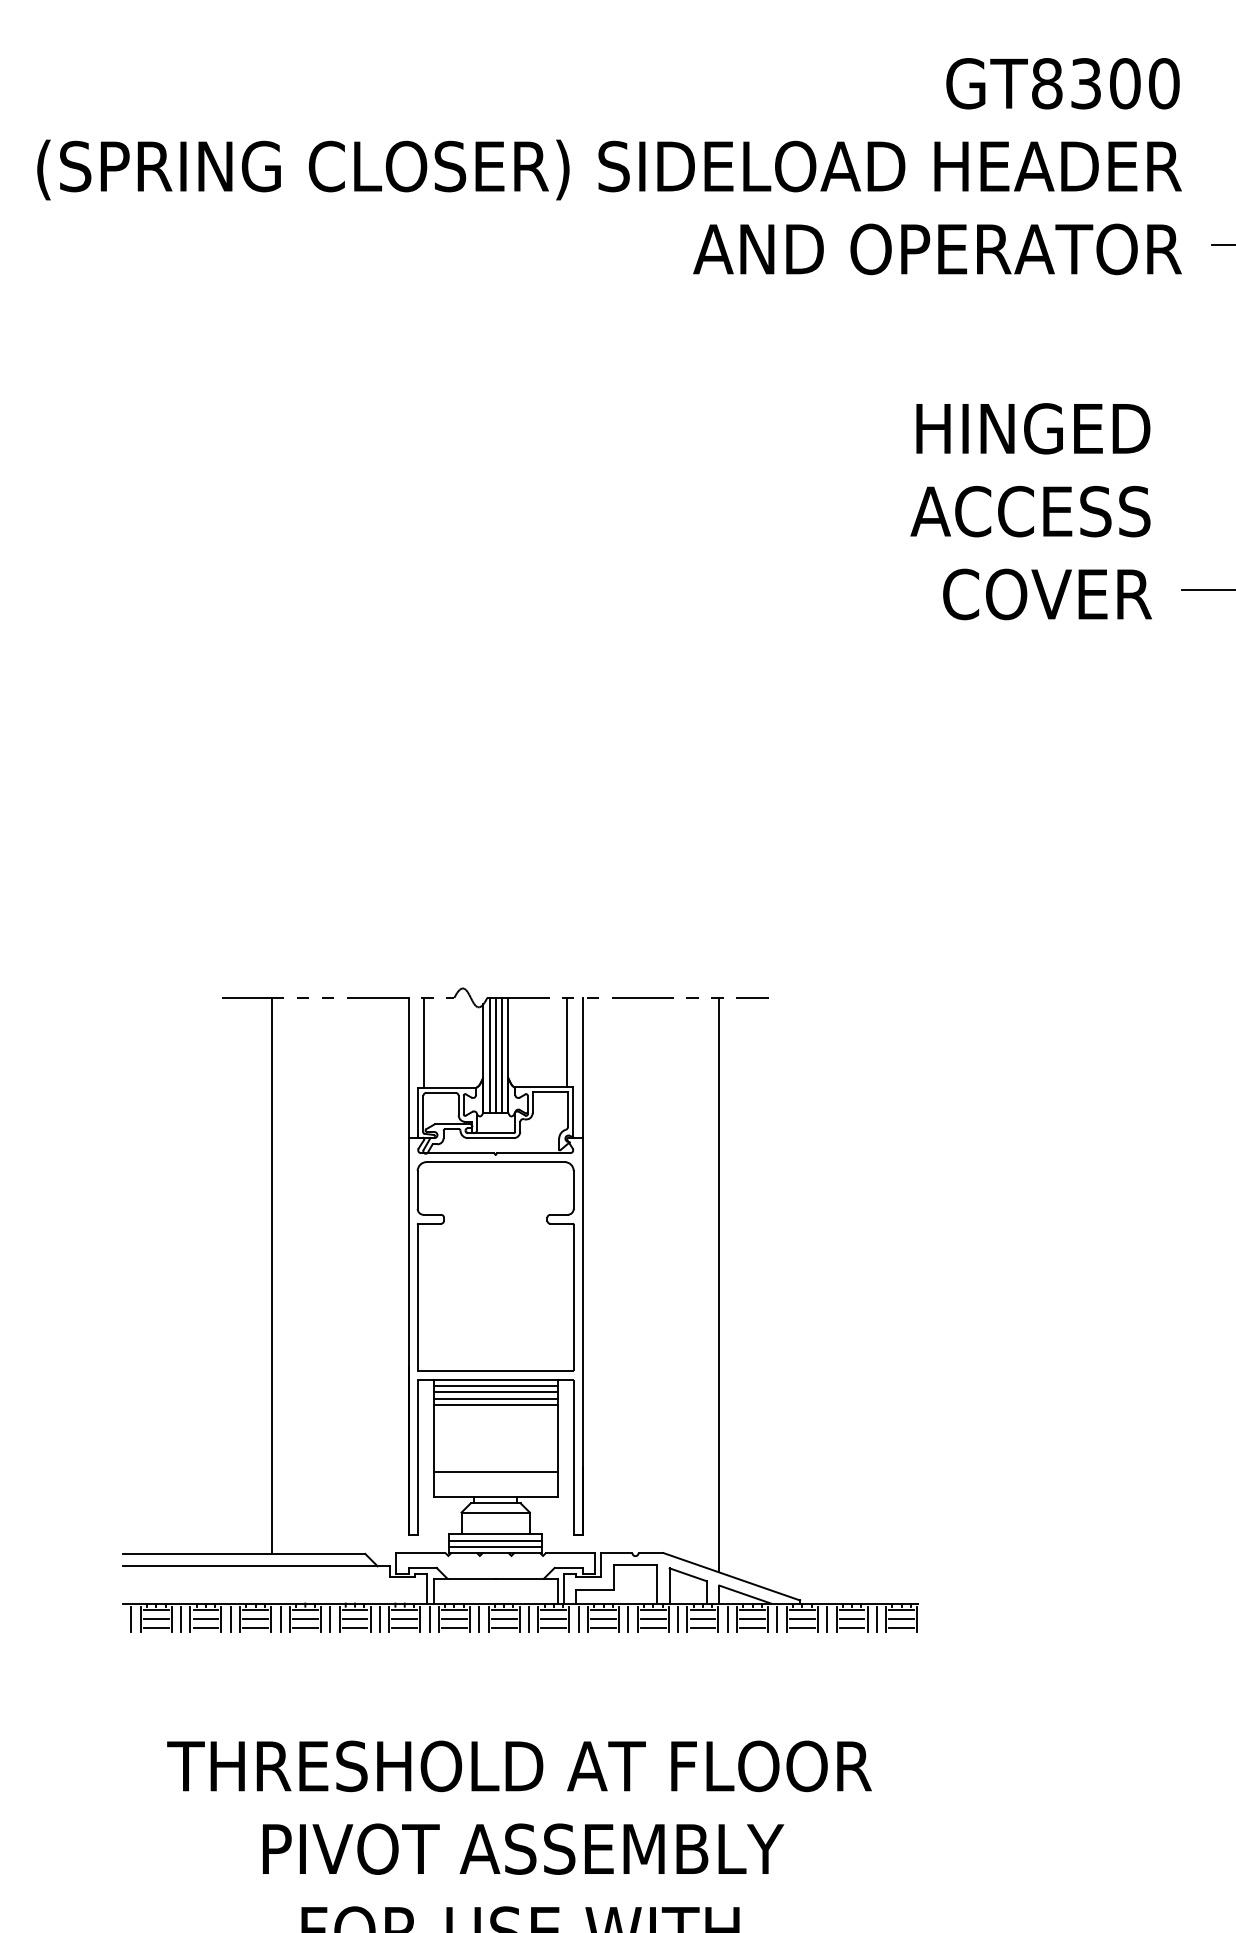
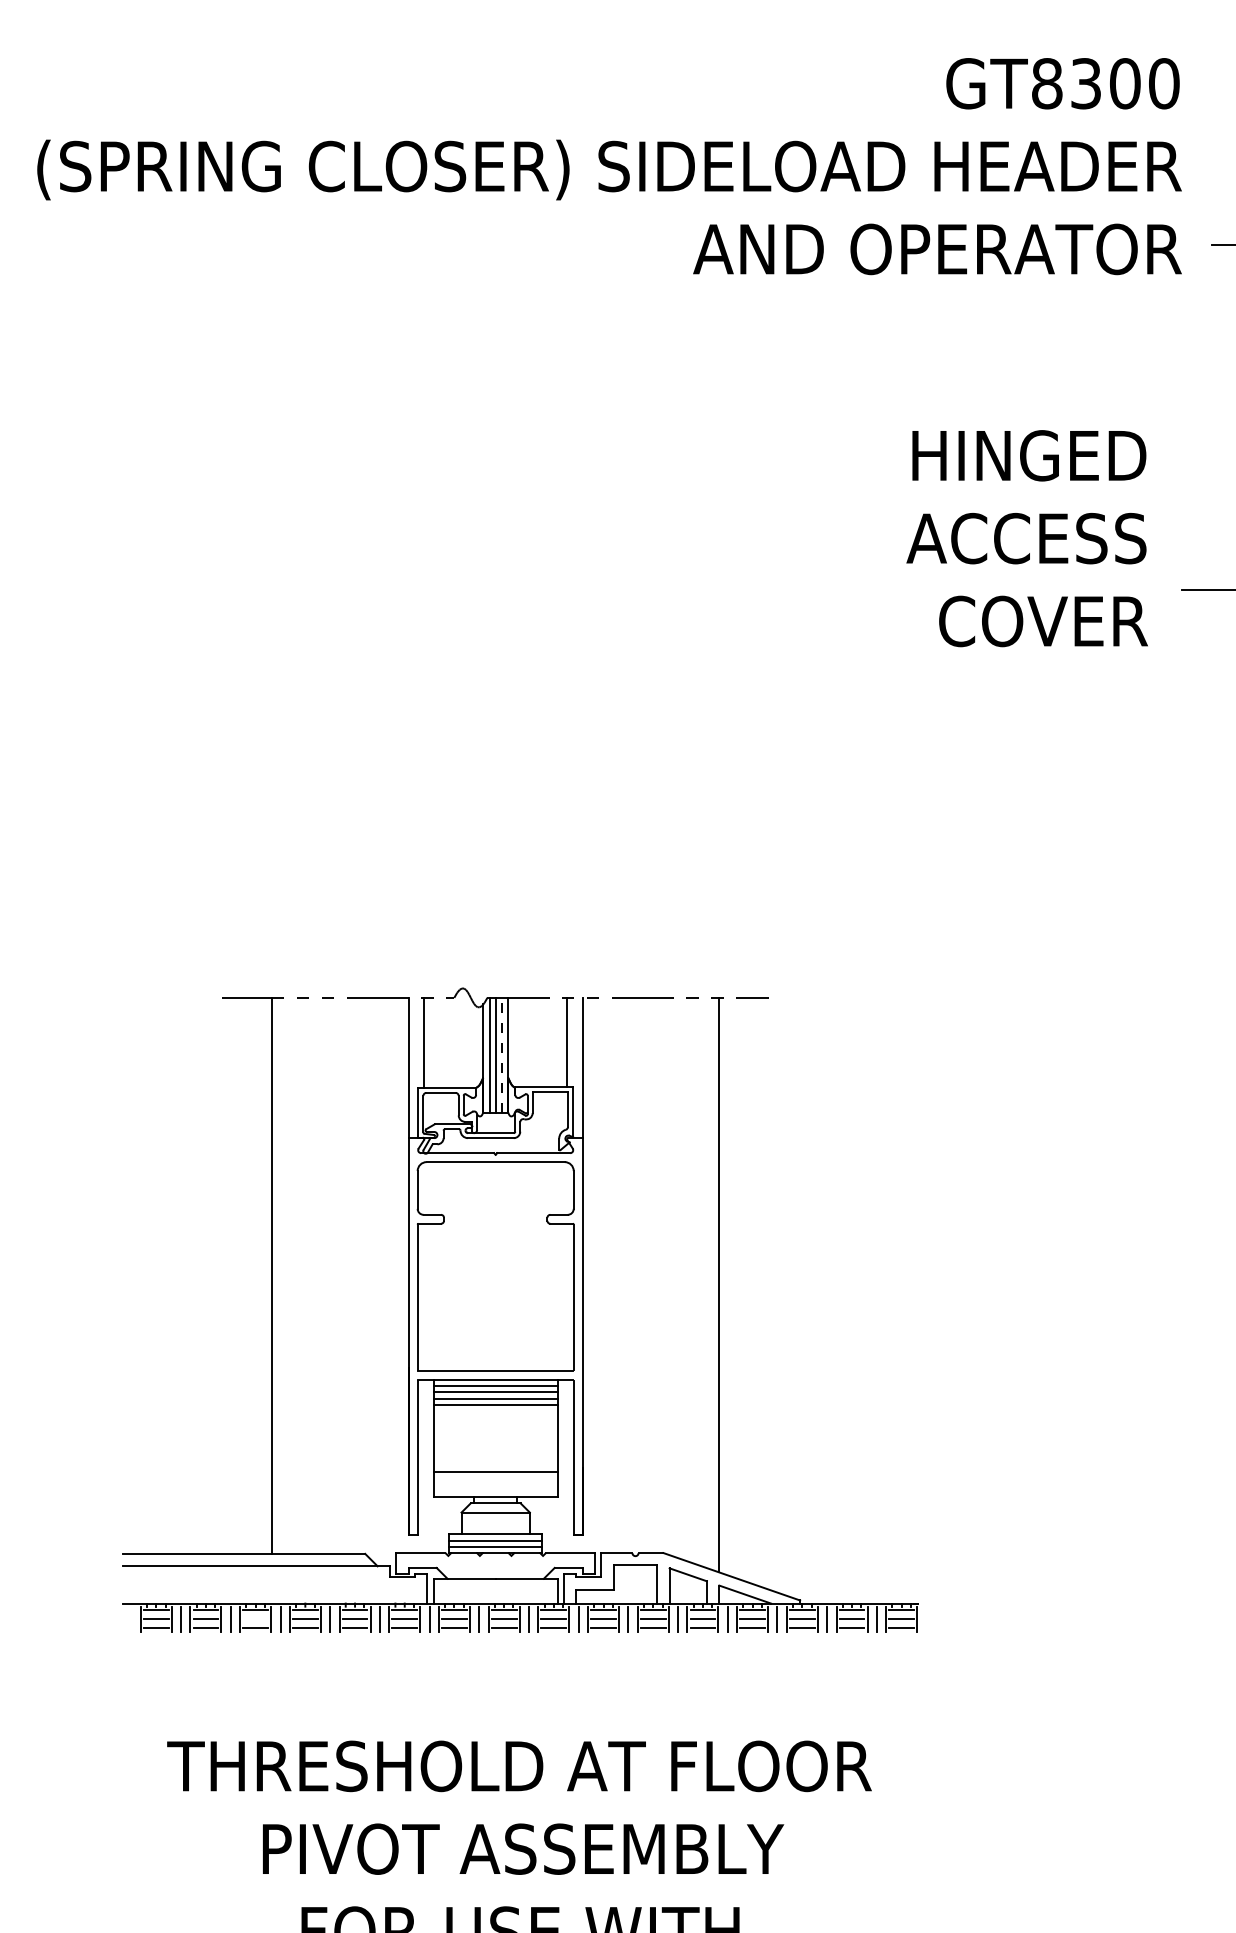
text position: (1030, 511) -> (1026, 538) (1026, 538)
line: solid -> dashed (501, 1054)
line: present -> none (131, 1618)
line: present -> none (255, 1619)
